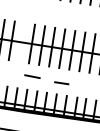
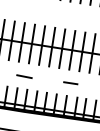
line: none -> present (21, 42)
line position: (32, 76) -> (24, 76) (24, 76)
line position: (61, 83) -> (70, 83) (70, 83)
